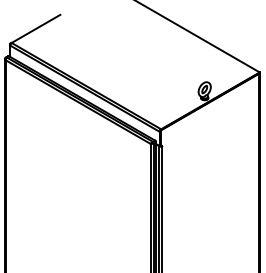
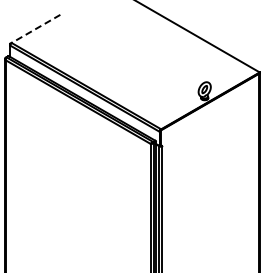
line: solid -> dashed (35, 29)
